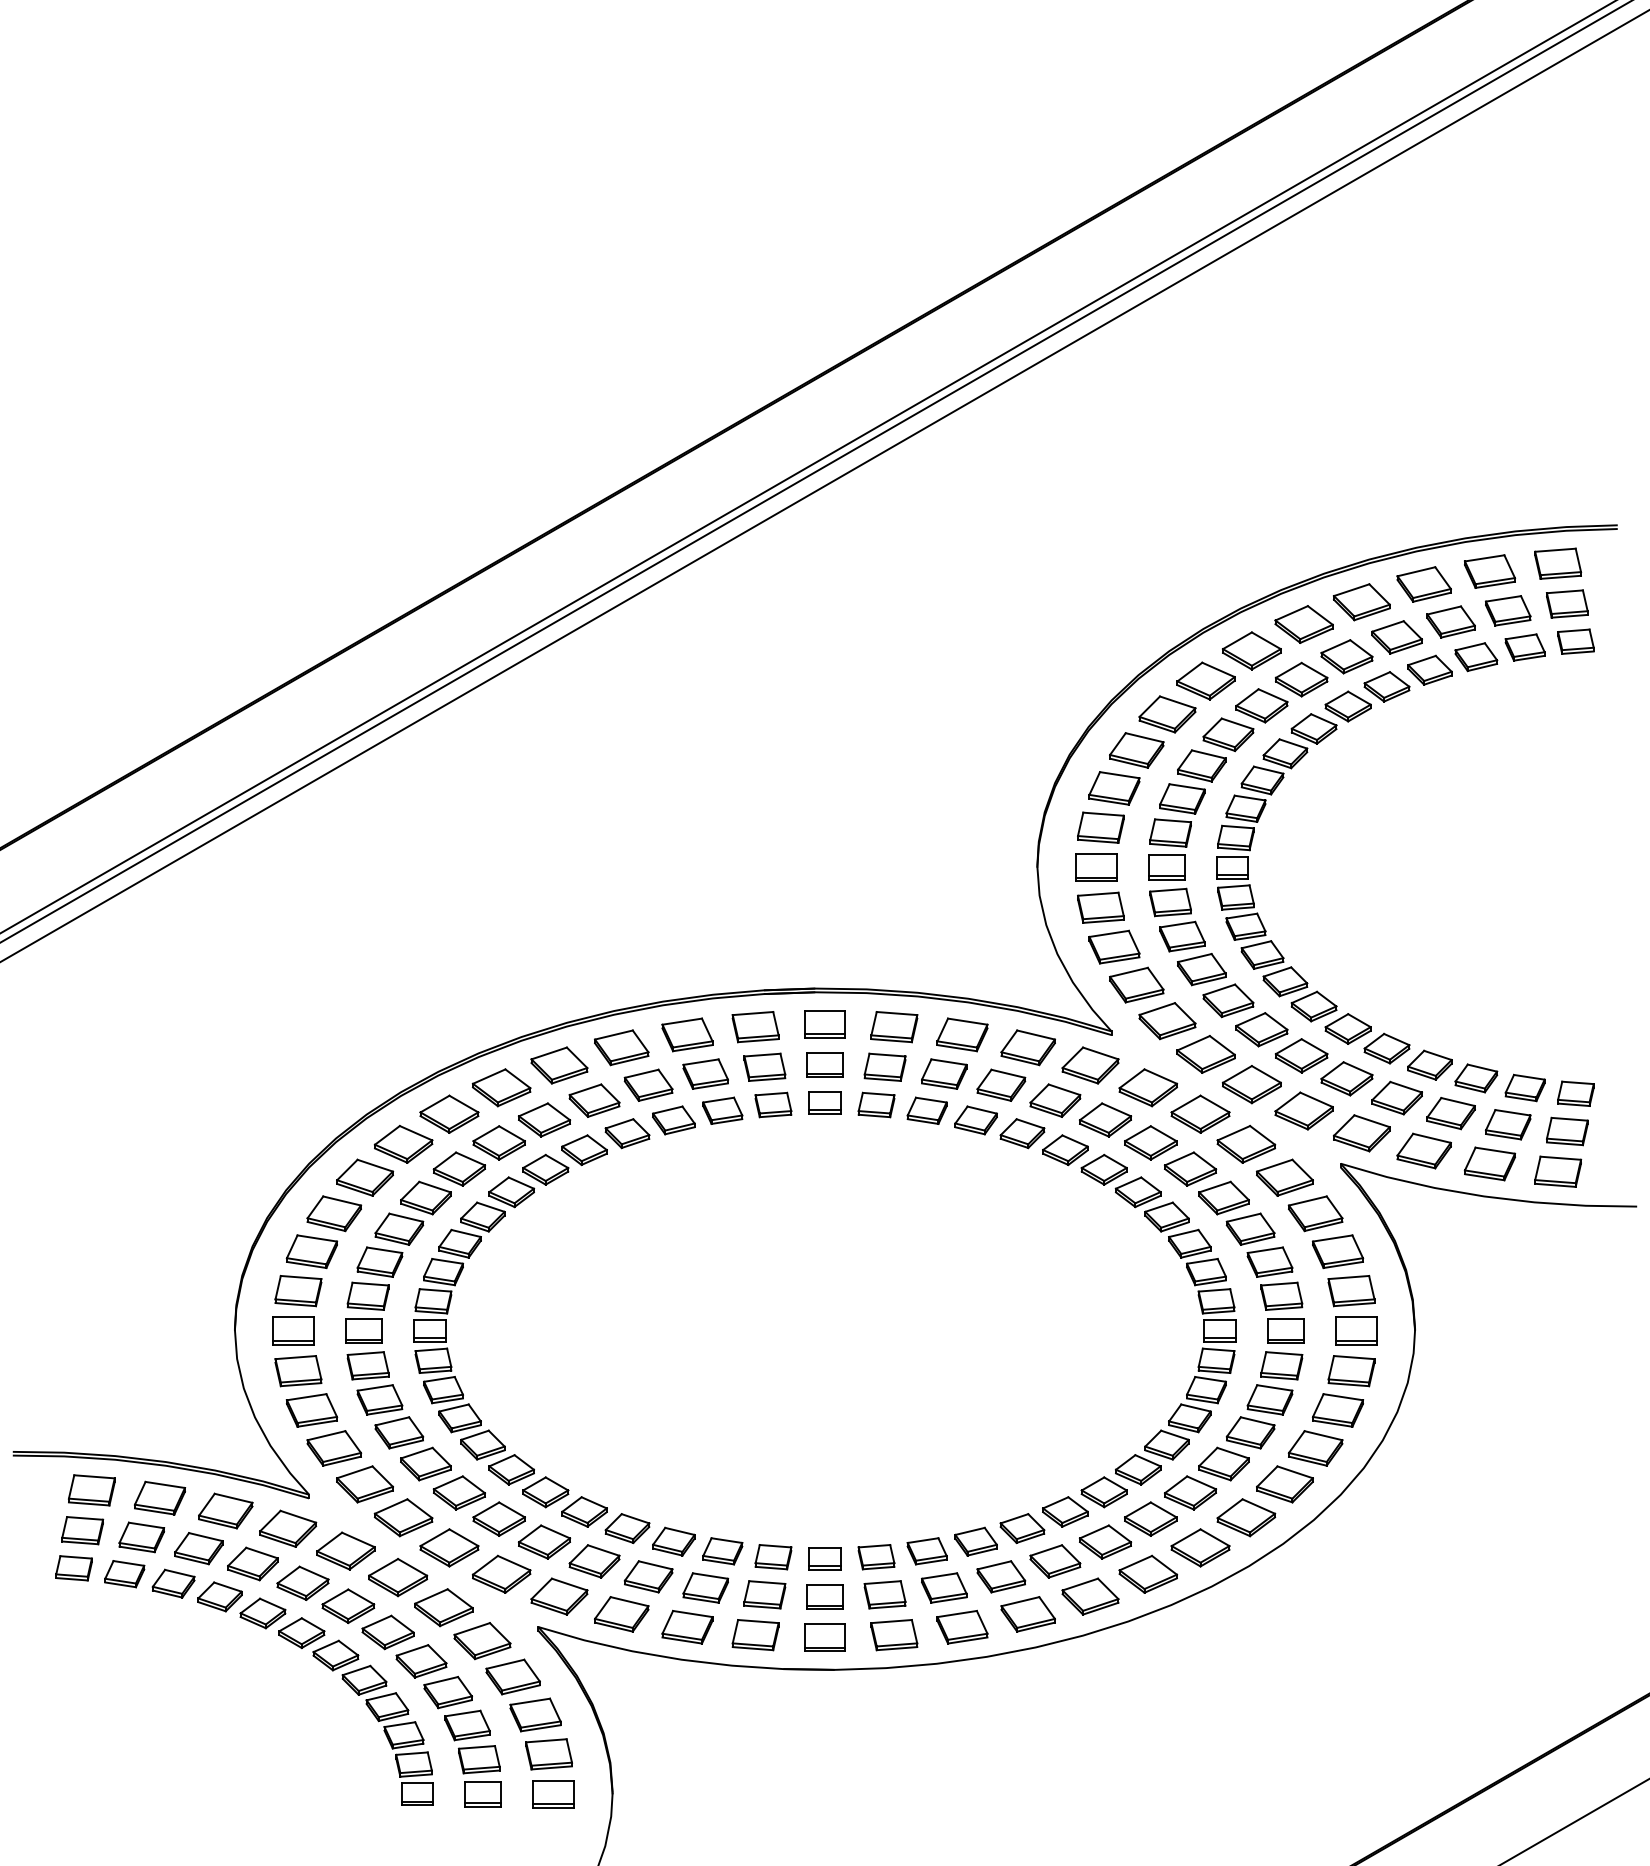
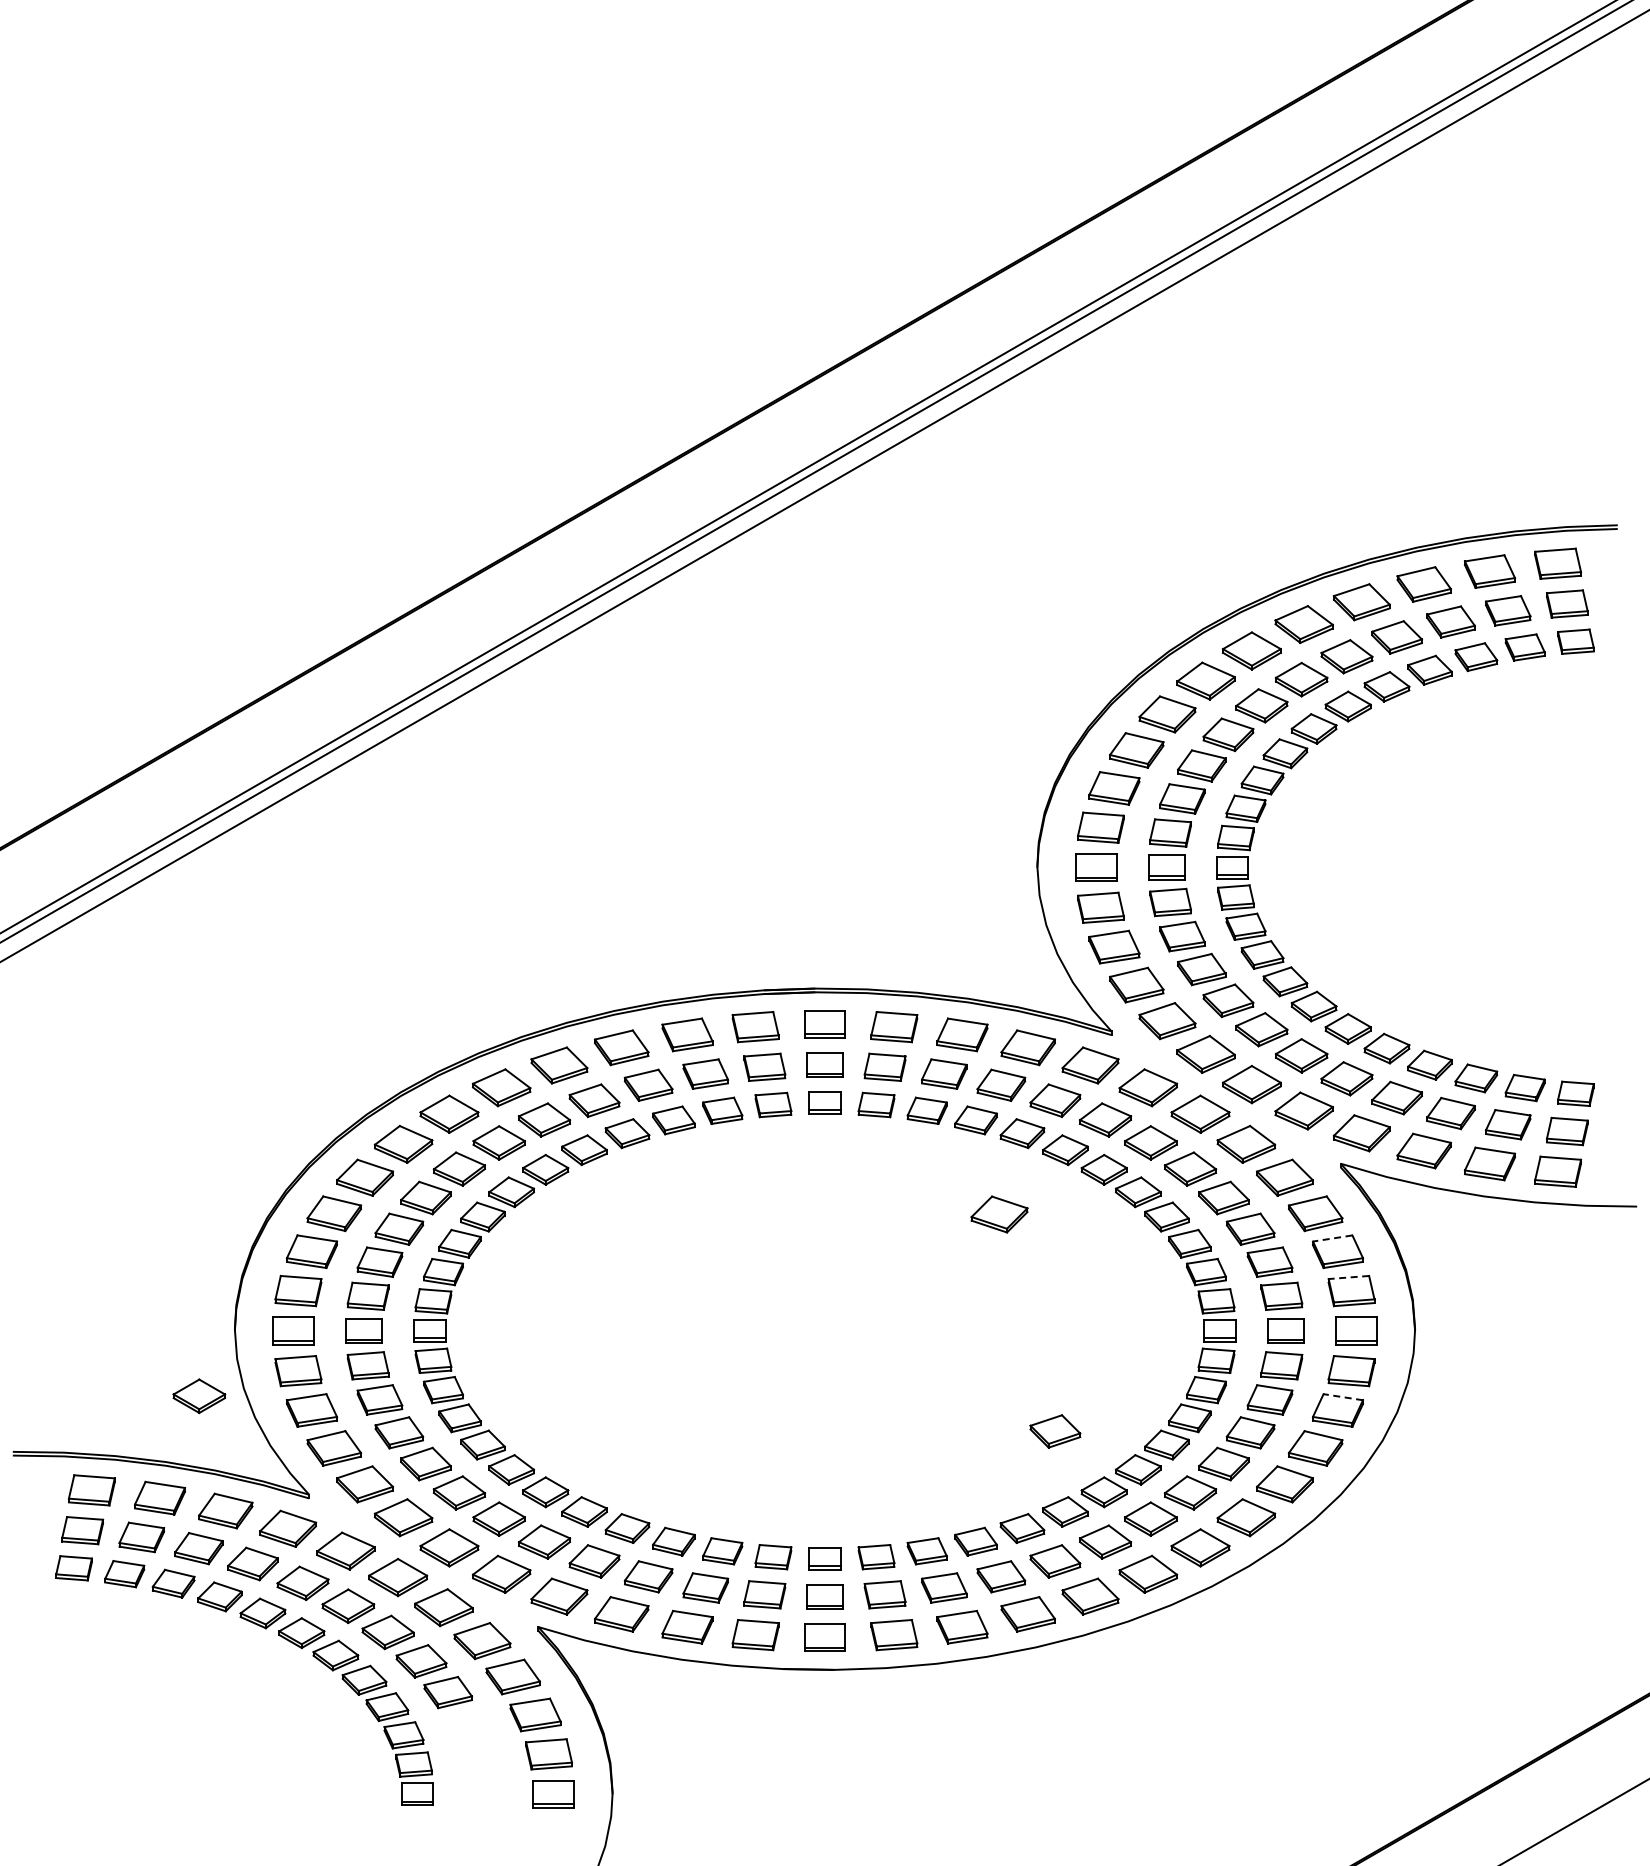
part: none -> present (999, 1214)
line: solid -> dashed (1332, 1238)
line: solid -> dashed (1348, 1277)
part: none -> present (199, 1396)
line: solid -> dashed (1343, 1397)
part: none -> present (1055, 1431)
part: present -> none (472, 1758)
